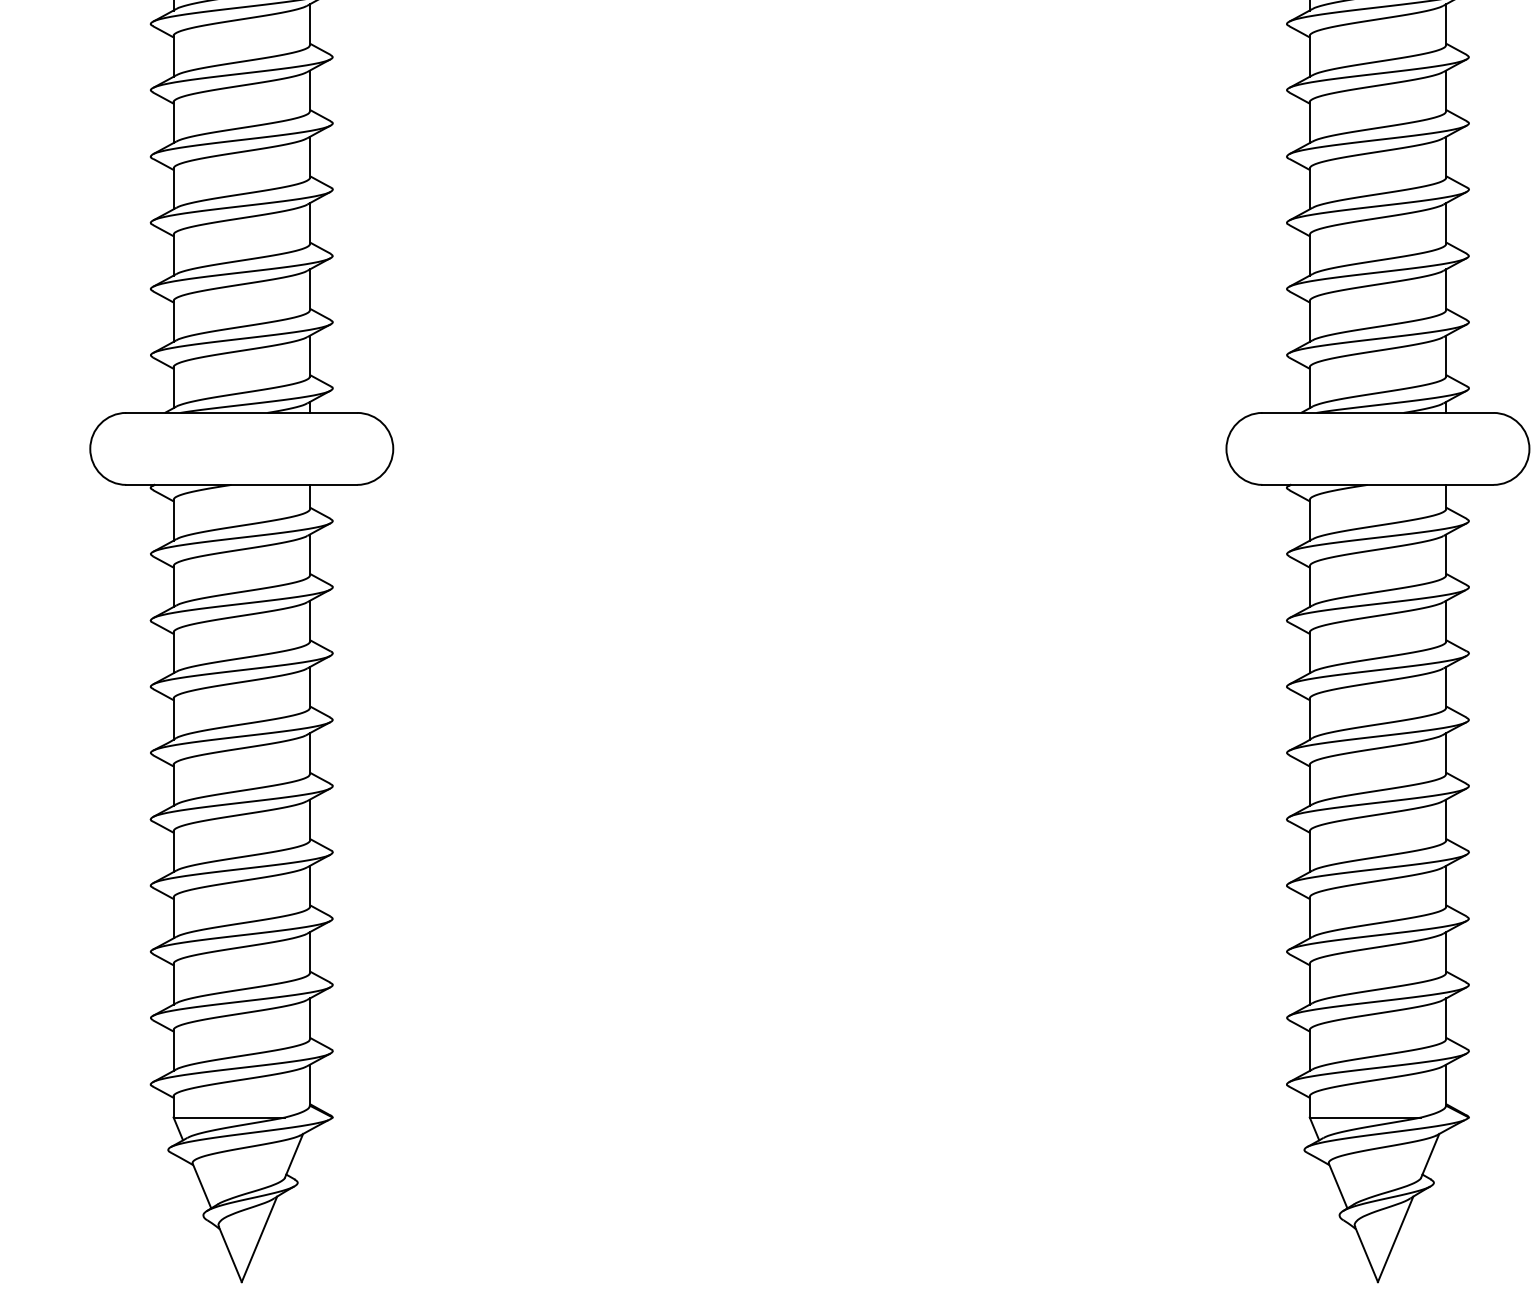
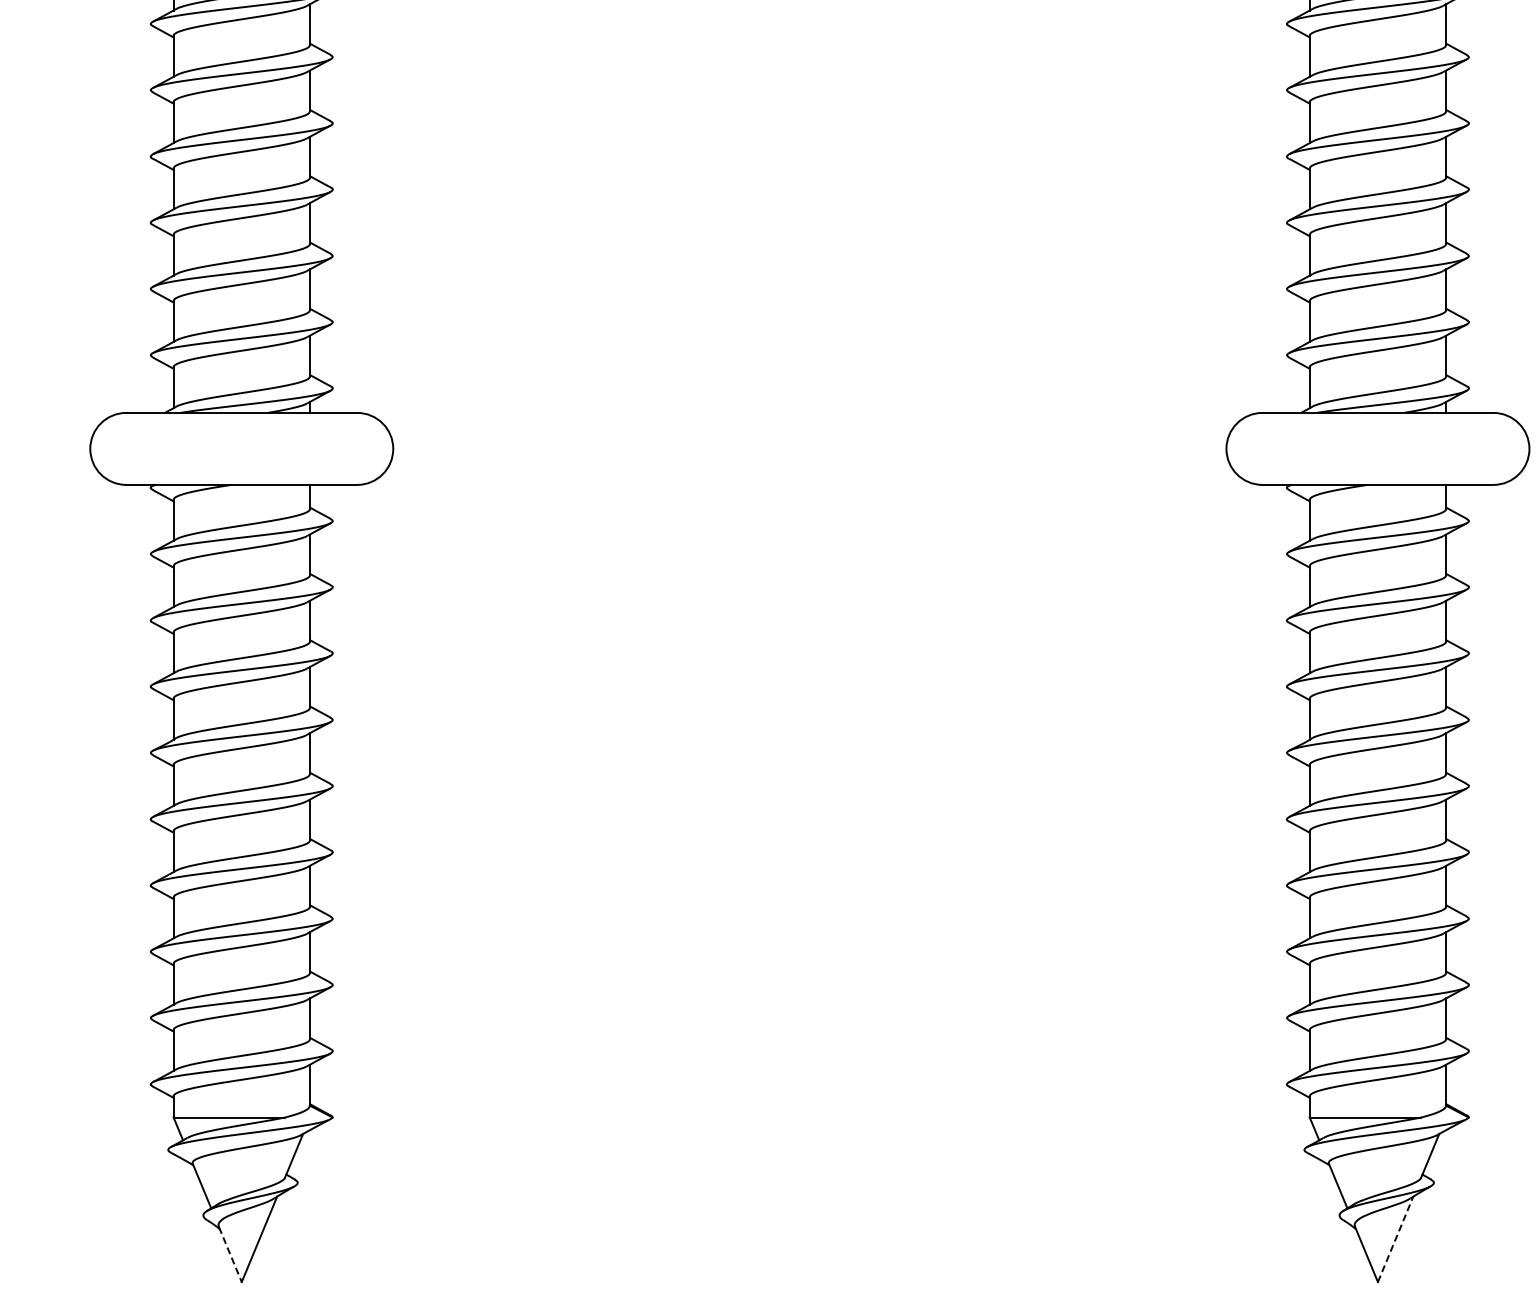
line: solid -> dashed (1395, 1238)
line: solid -> dashed (230, 1254)
